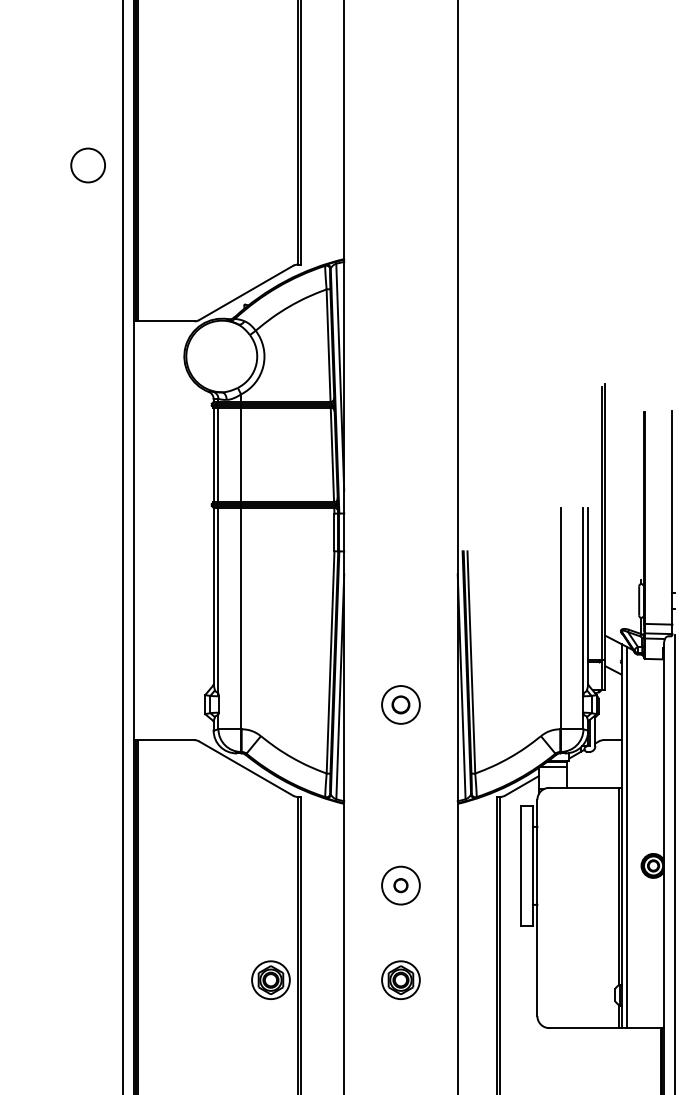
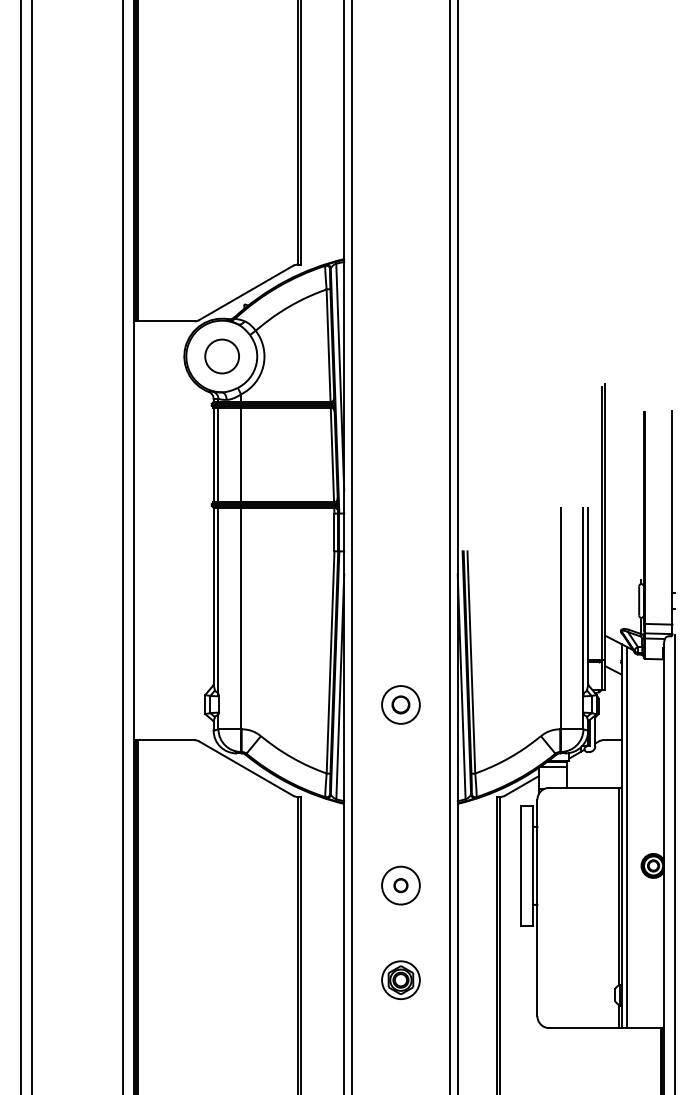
circle position: (87, 165) -> (221, 356) (221, 356)
line: none -> present (20, 546)
line: none -> present (32, 546)
line: none -> present (351, 546)
line: none -> present (450, 546)
part: present -> none (270, 979)
